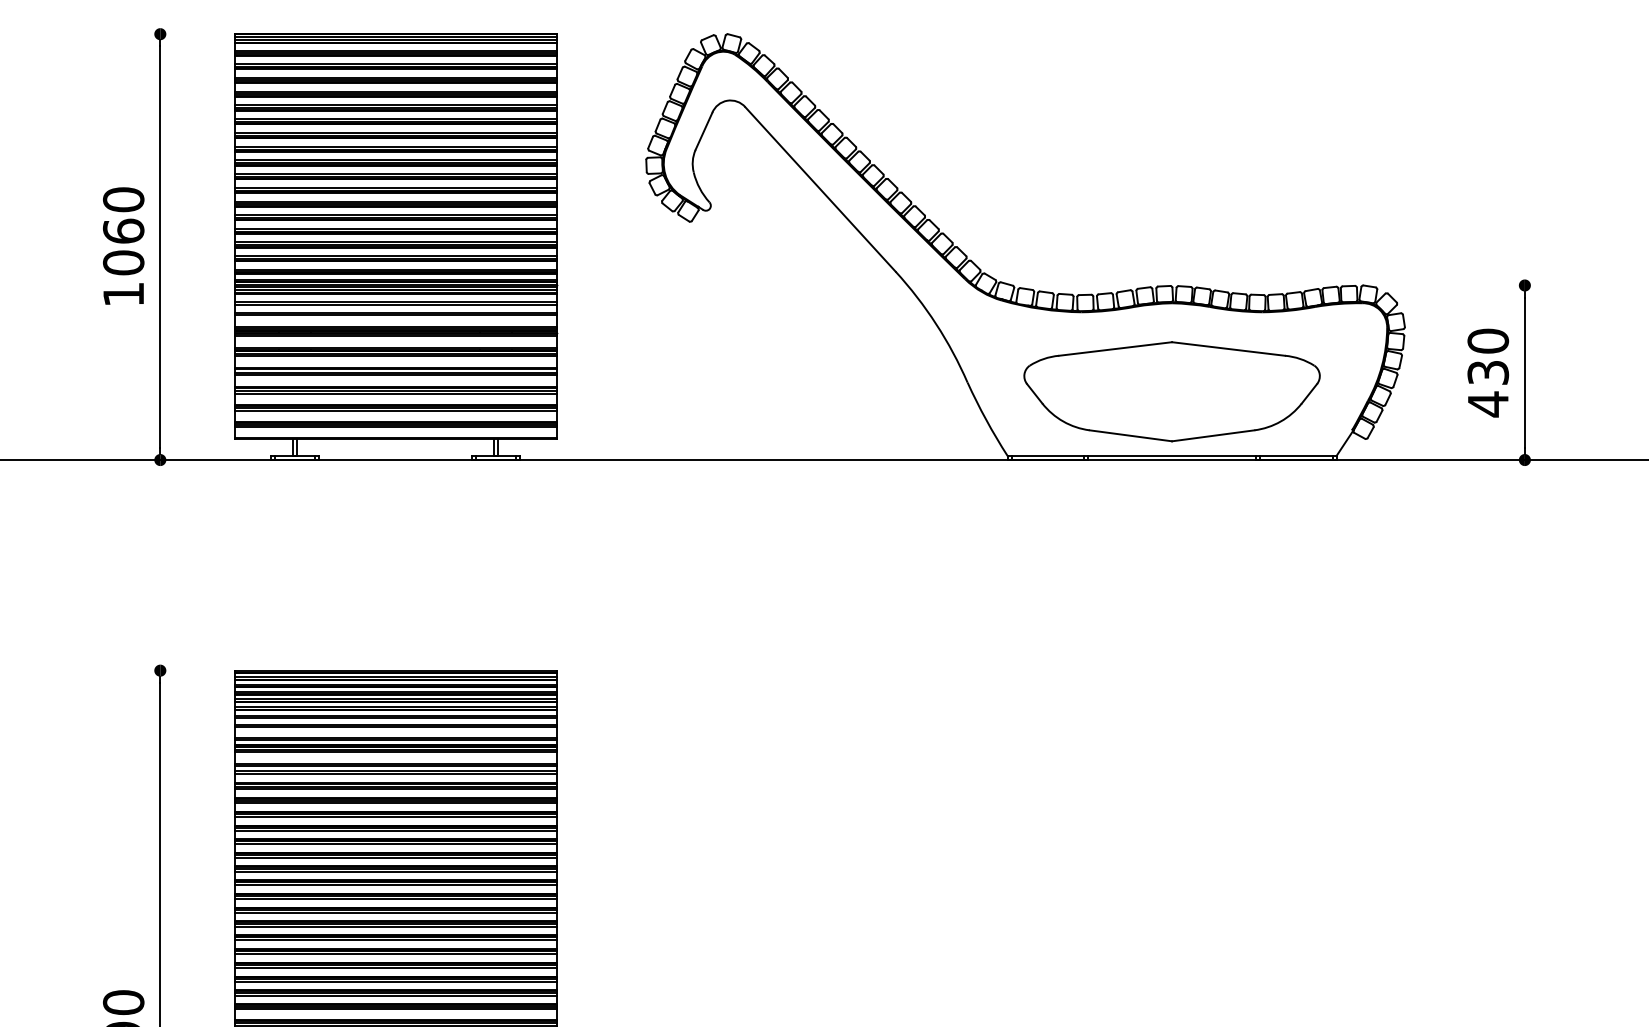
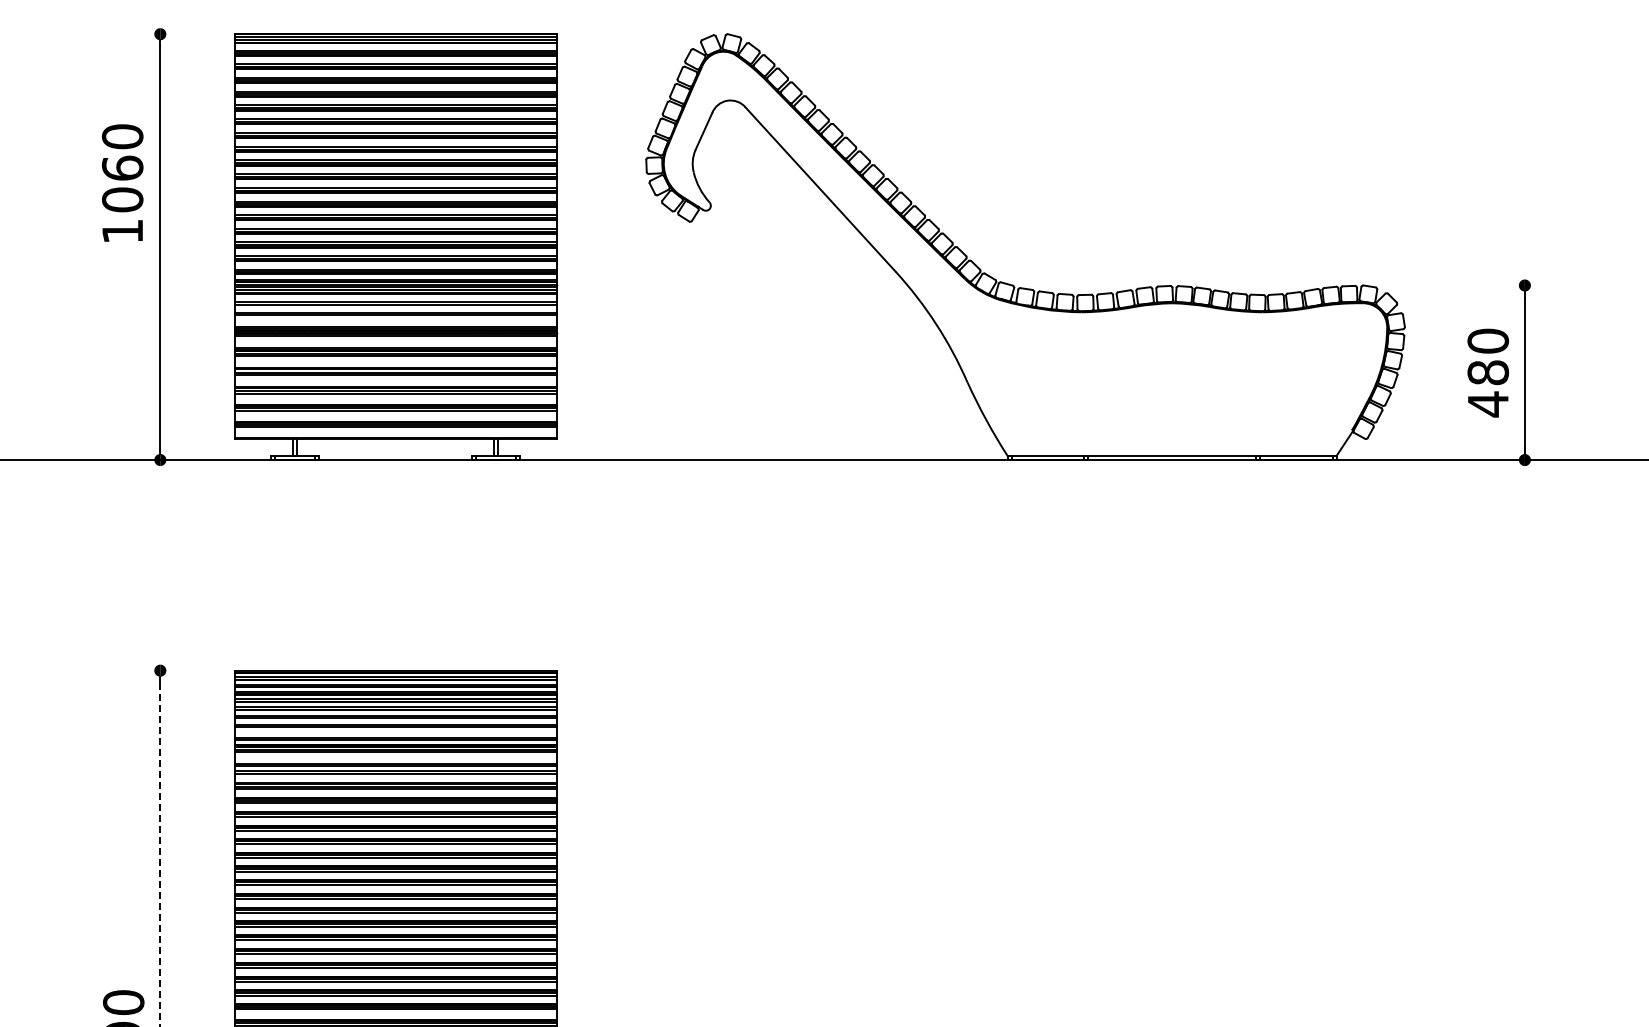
text position: (123, 245) -> (122, 182) (122, 182)
text: 430 -> 480 (1488, 372)
part: present -> none (1171, 391)
line: solid -> dashed (160, 854)
